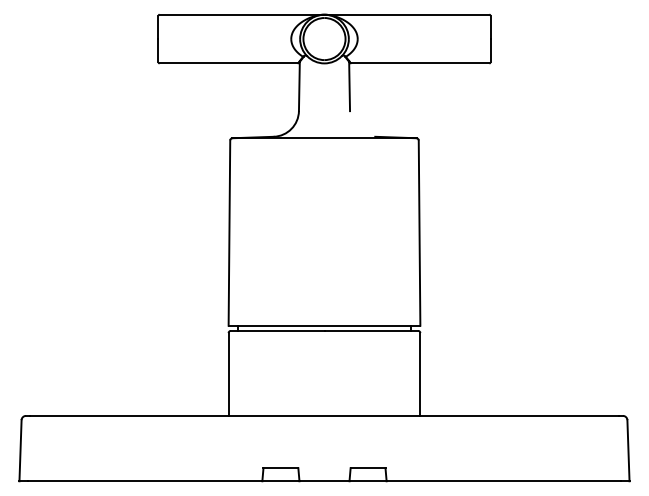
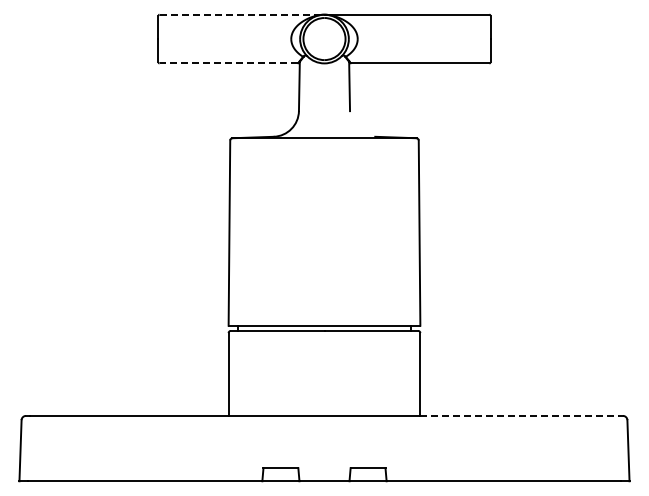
line: solid -> dashed (242, 14)
line: solid -> dashed (228, 63)
line: solid -> dashed (520, 415)
